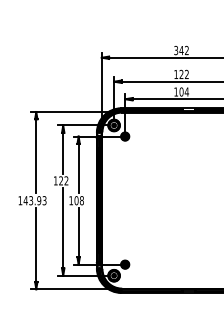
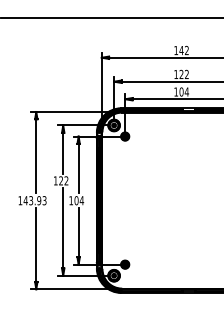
line: none -> present (111, 18)
text: 342 -> 142 (176, 50)
text: 108 -> 104 (81, 200)
